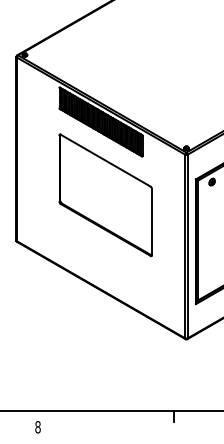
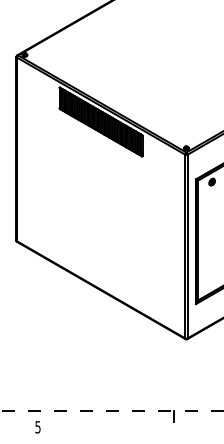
part: present -> none (105, 195)
line: solid -> dashed (111, 410)
text: 8 -> 5 (37, 427)
